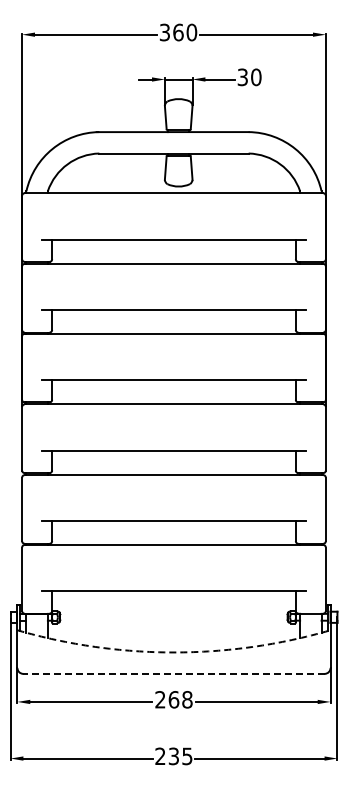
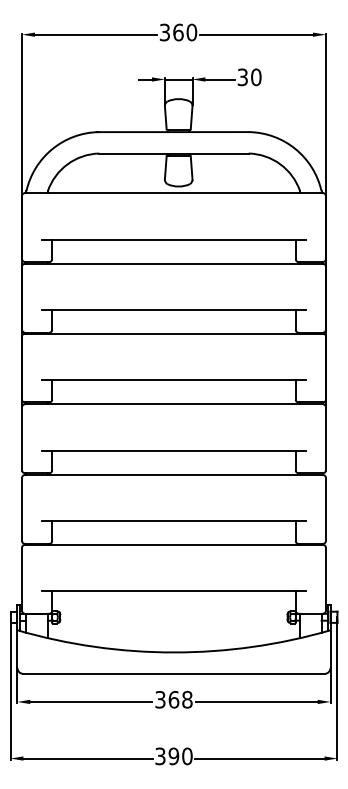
arc: dashed -> solid (173, 652)
line: dashed -> solid (173, 673)
text: 268 -> 368 (160, 699)
text: 235 -> 390 (173, 756)
